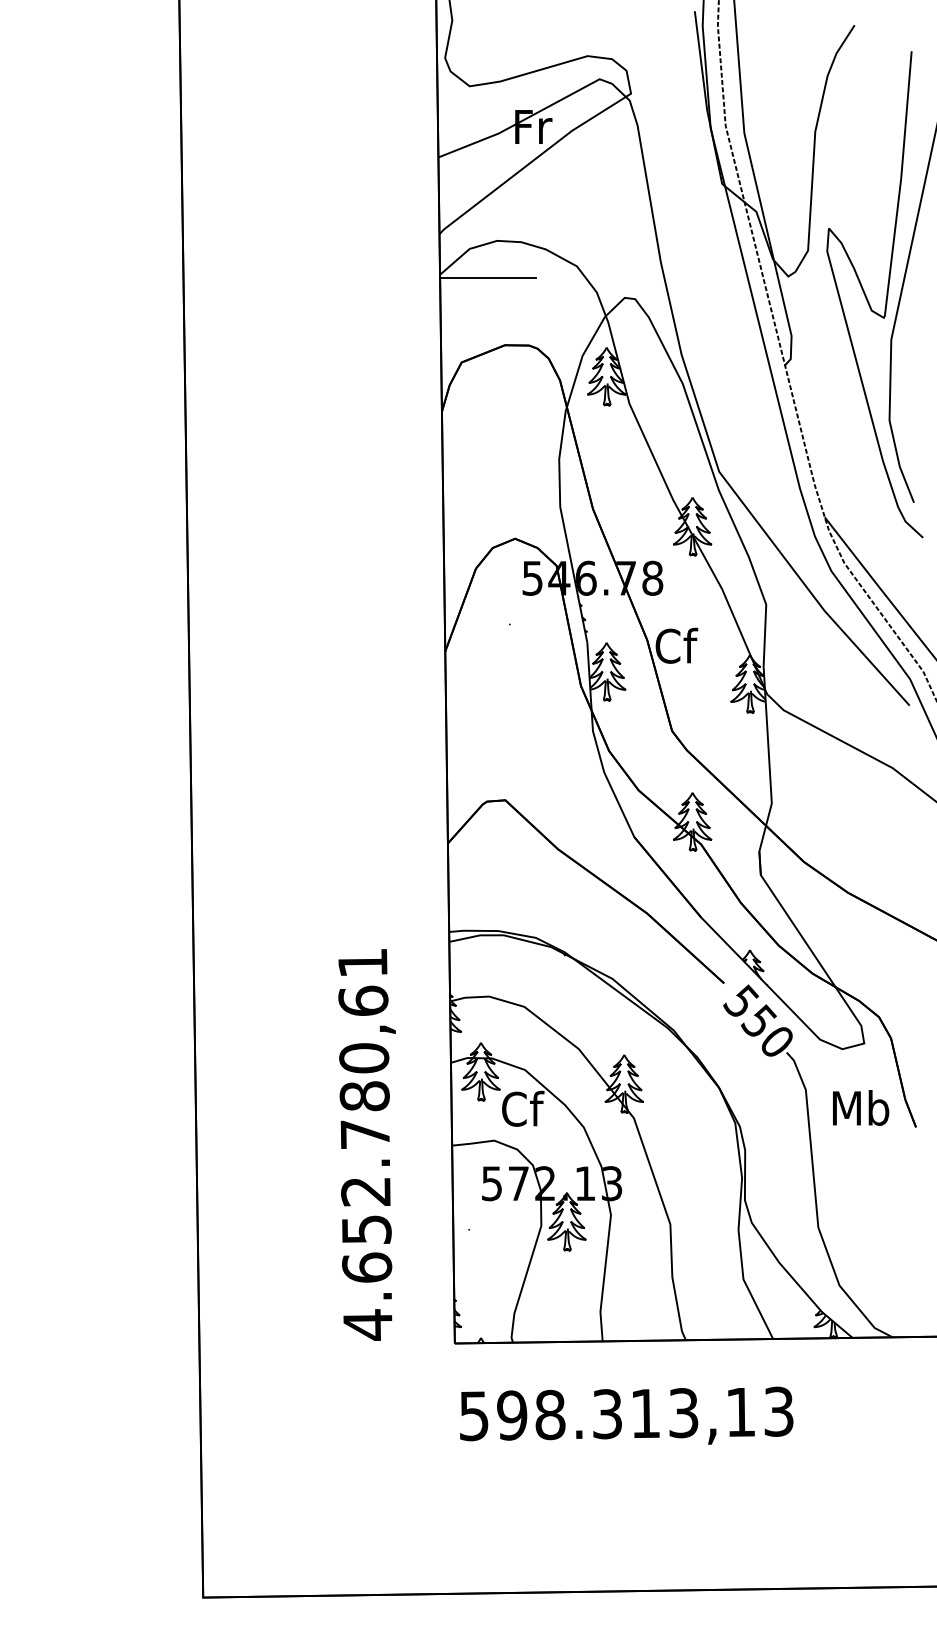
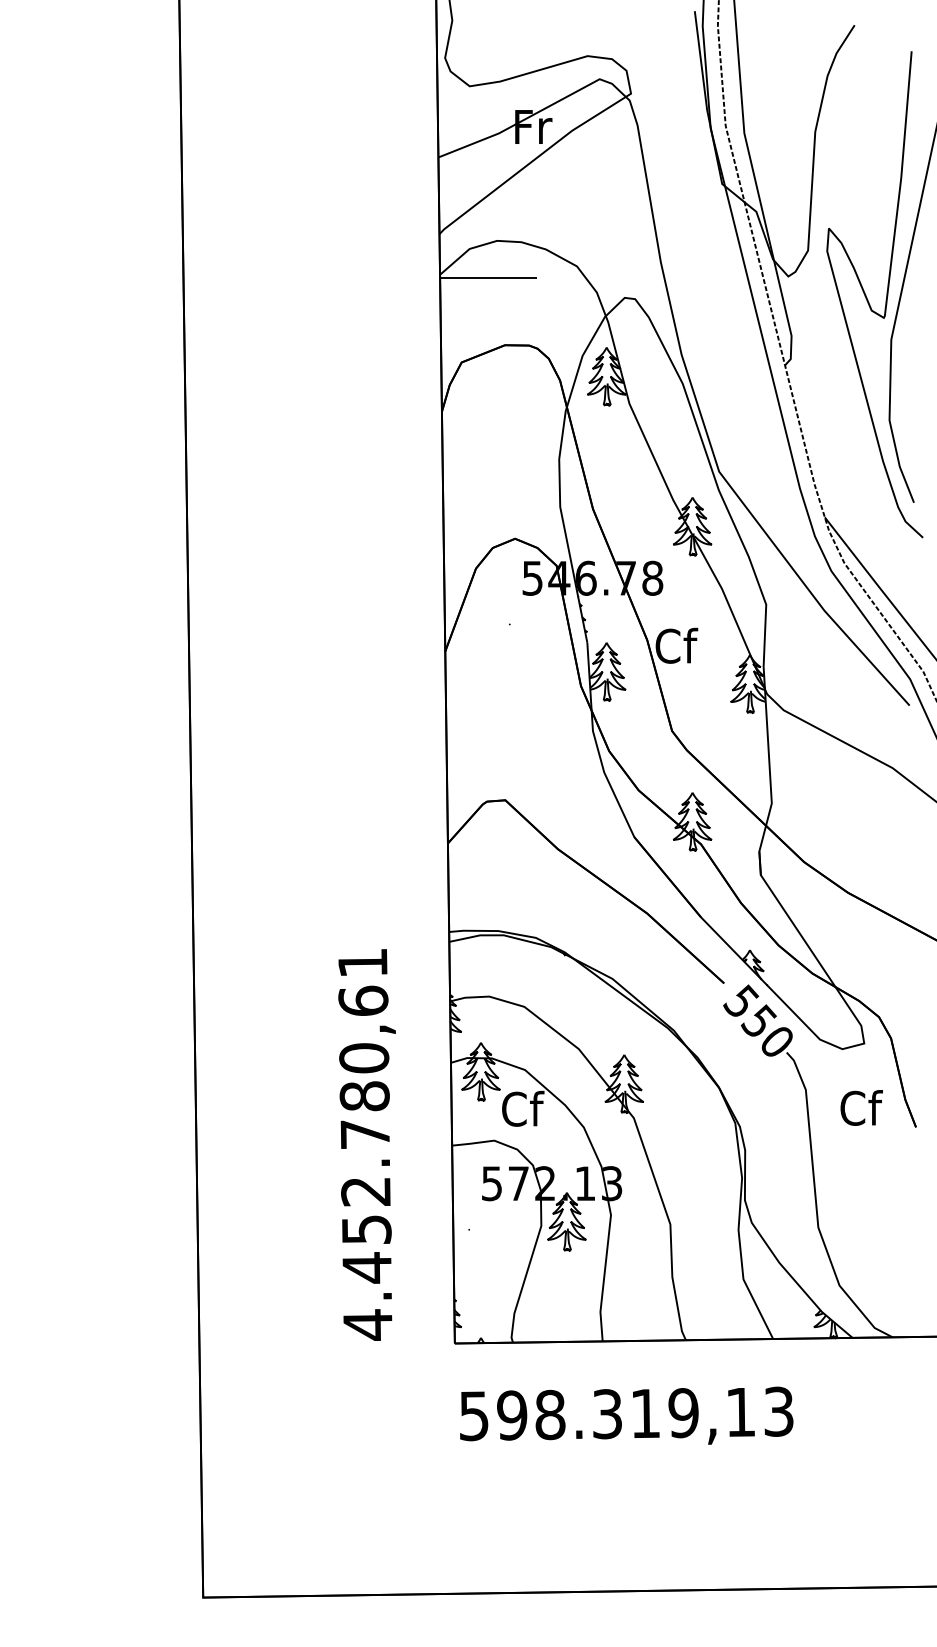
text: Mb -> Cf (861, 1107)
text: 4.652.780,61 -> 4.452.780,61 (367, 1267)
text: 598.313,13 -> 598.319,13 (683, 1413)
